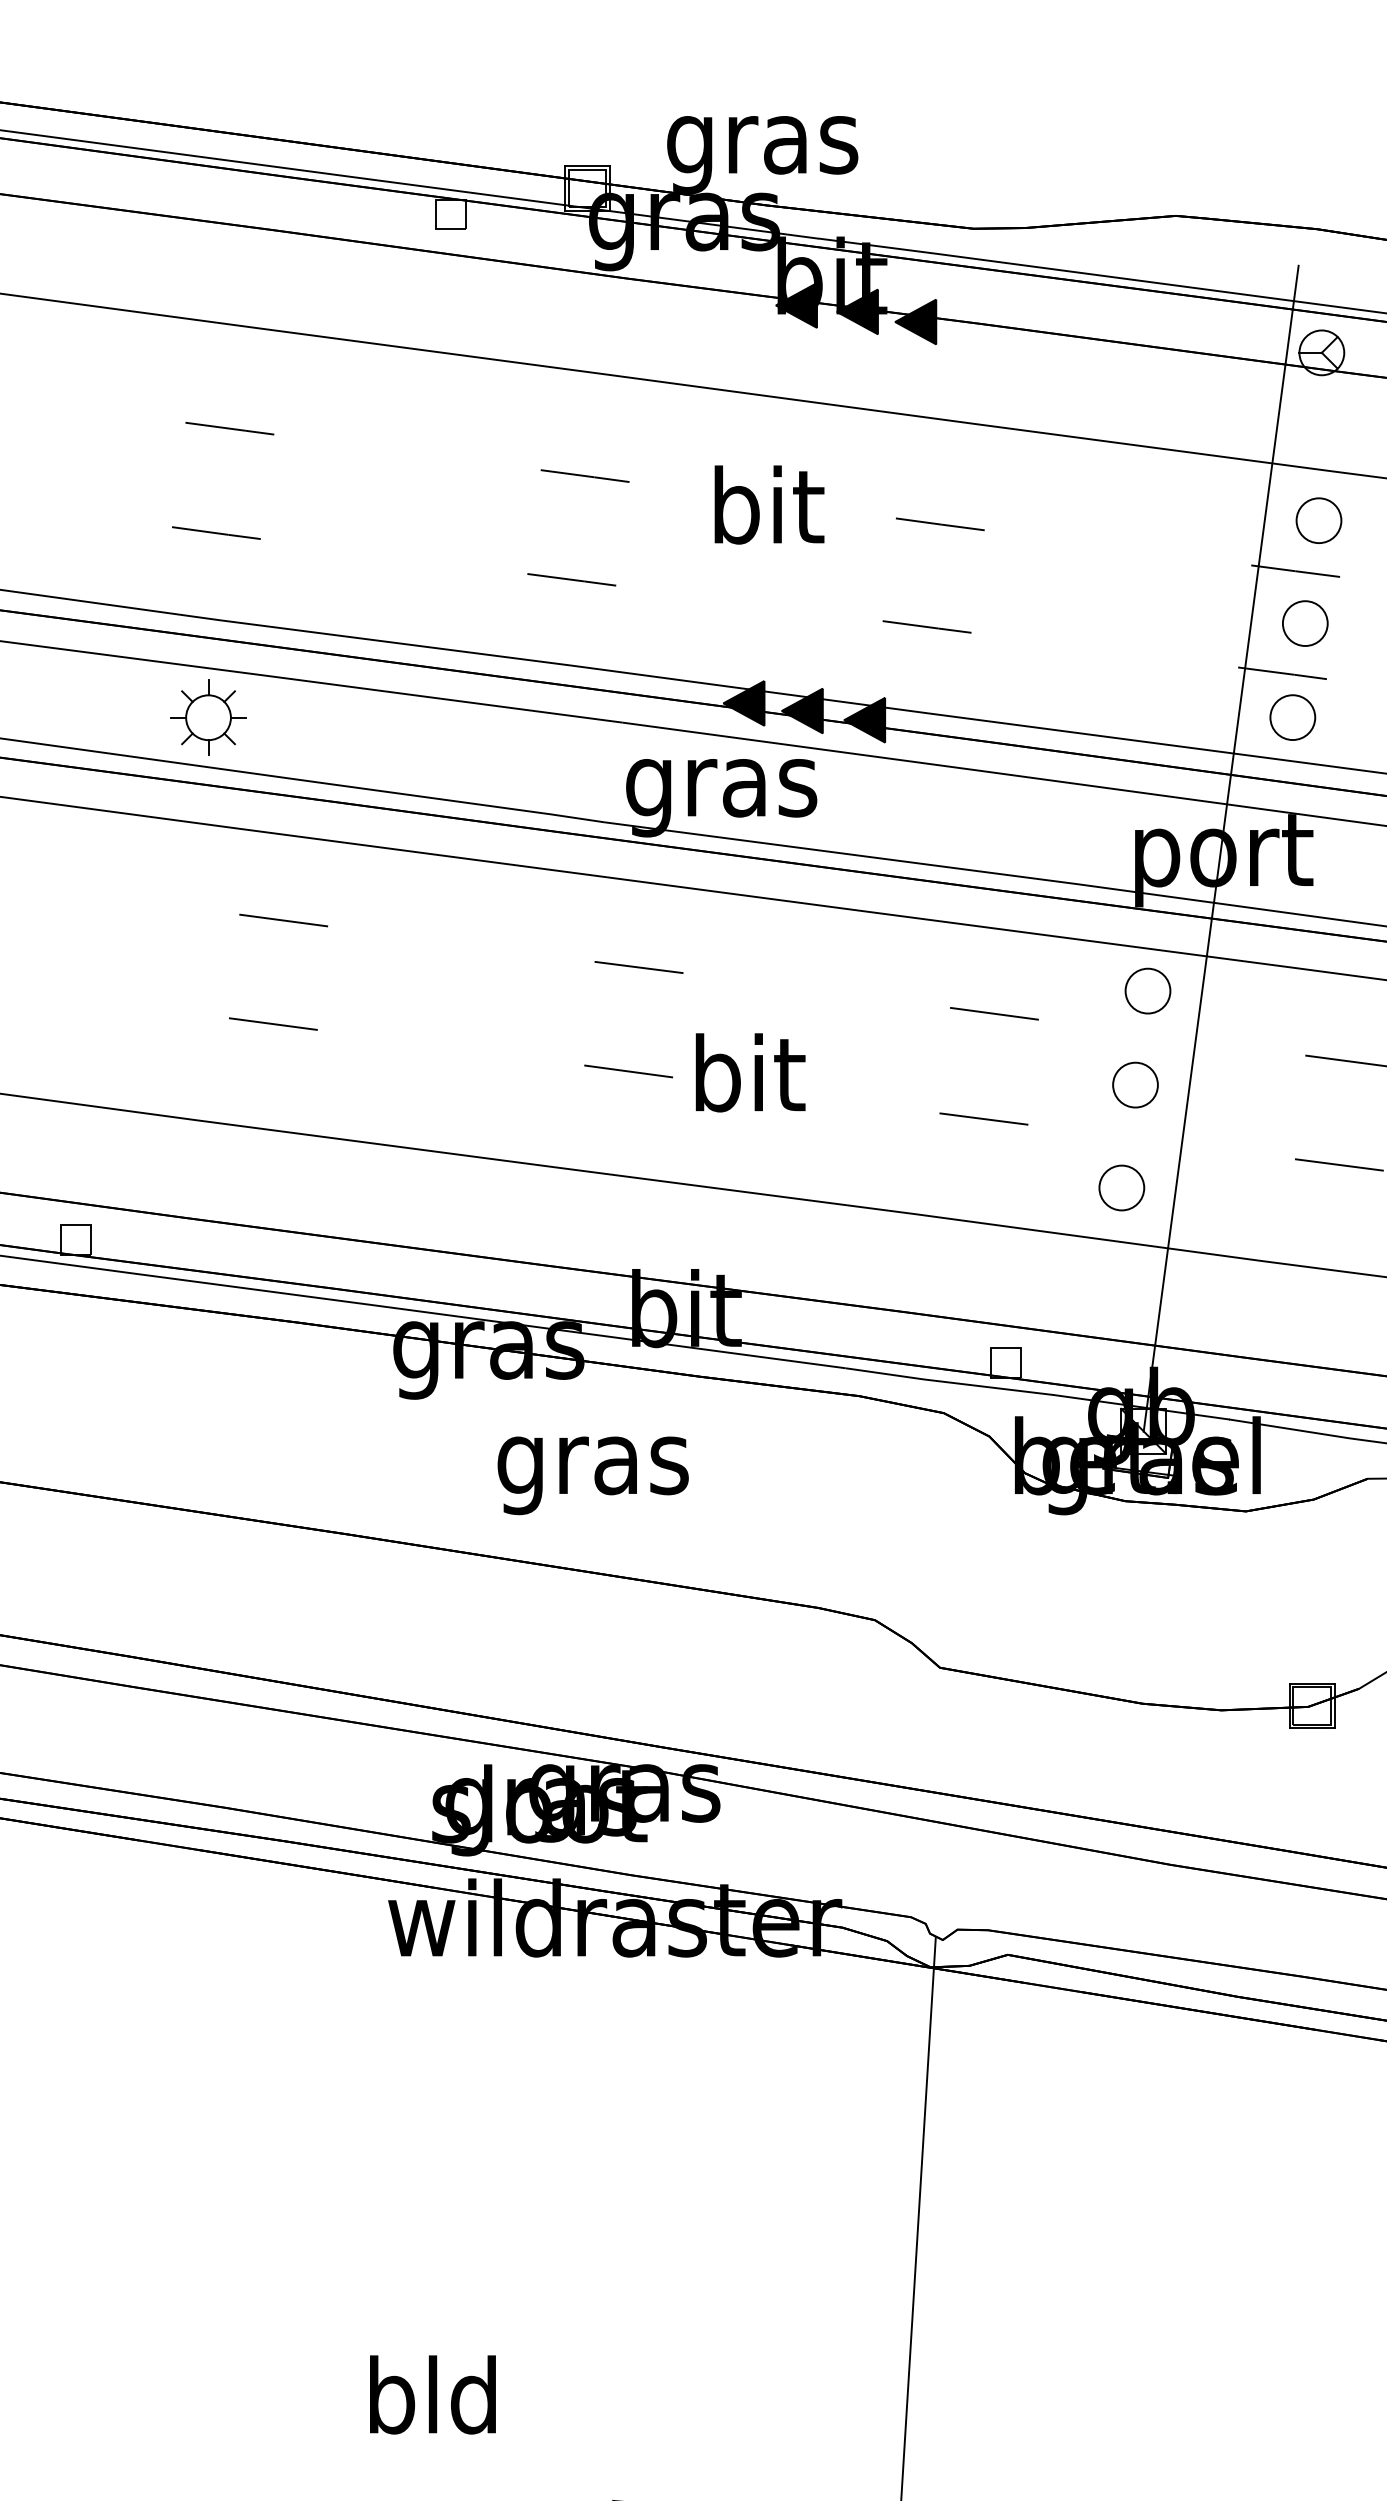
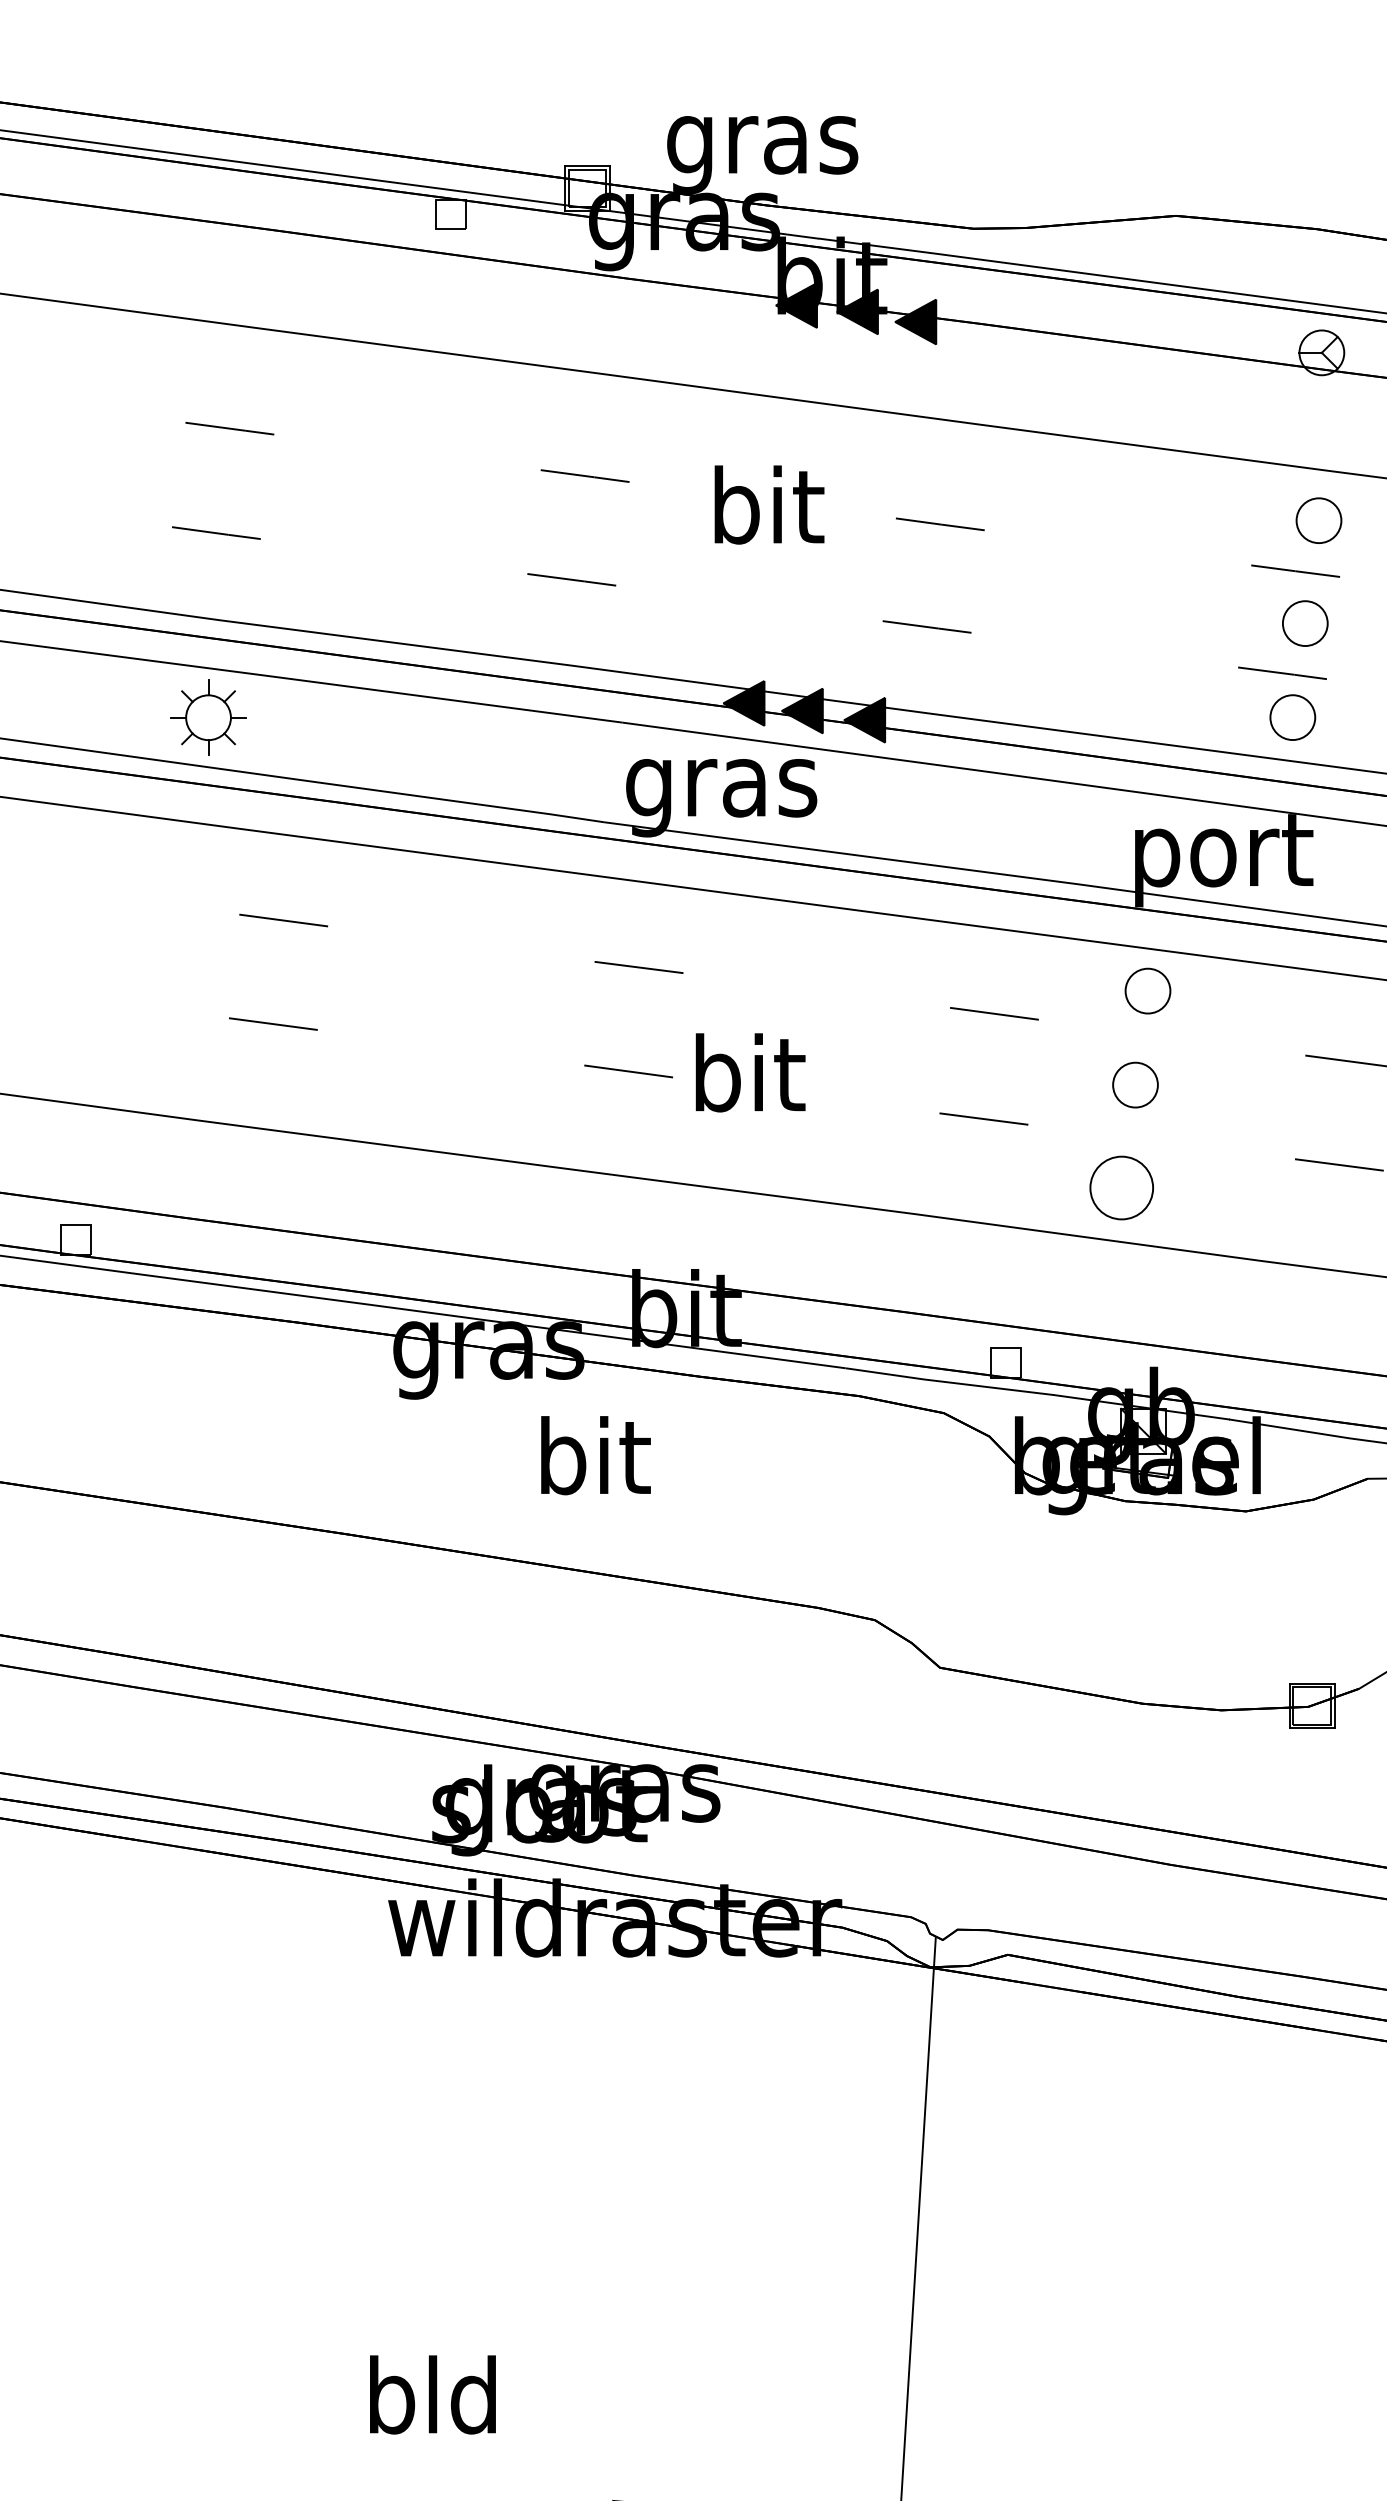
line: present -> none (1220, 848)
part size: 48x48 px -> 65x66 px (1121, 1187)
text: gras -> bit (592, 1465)
